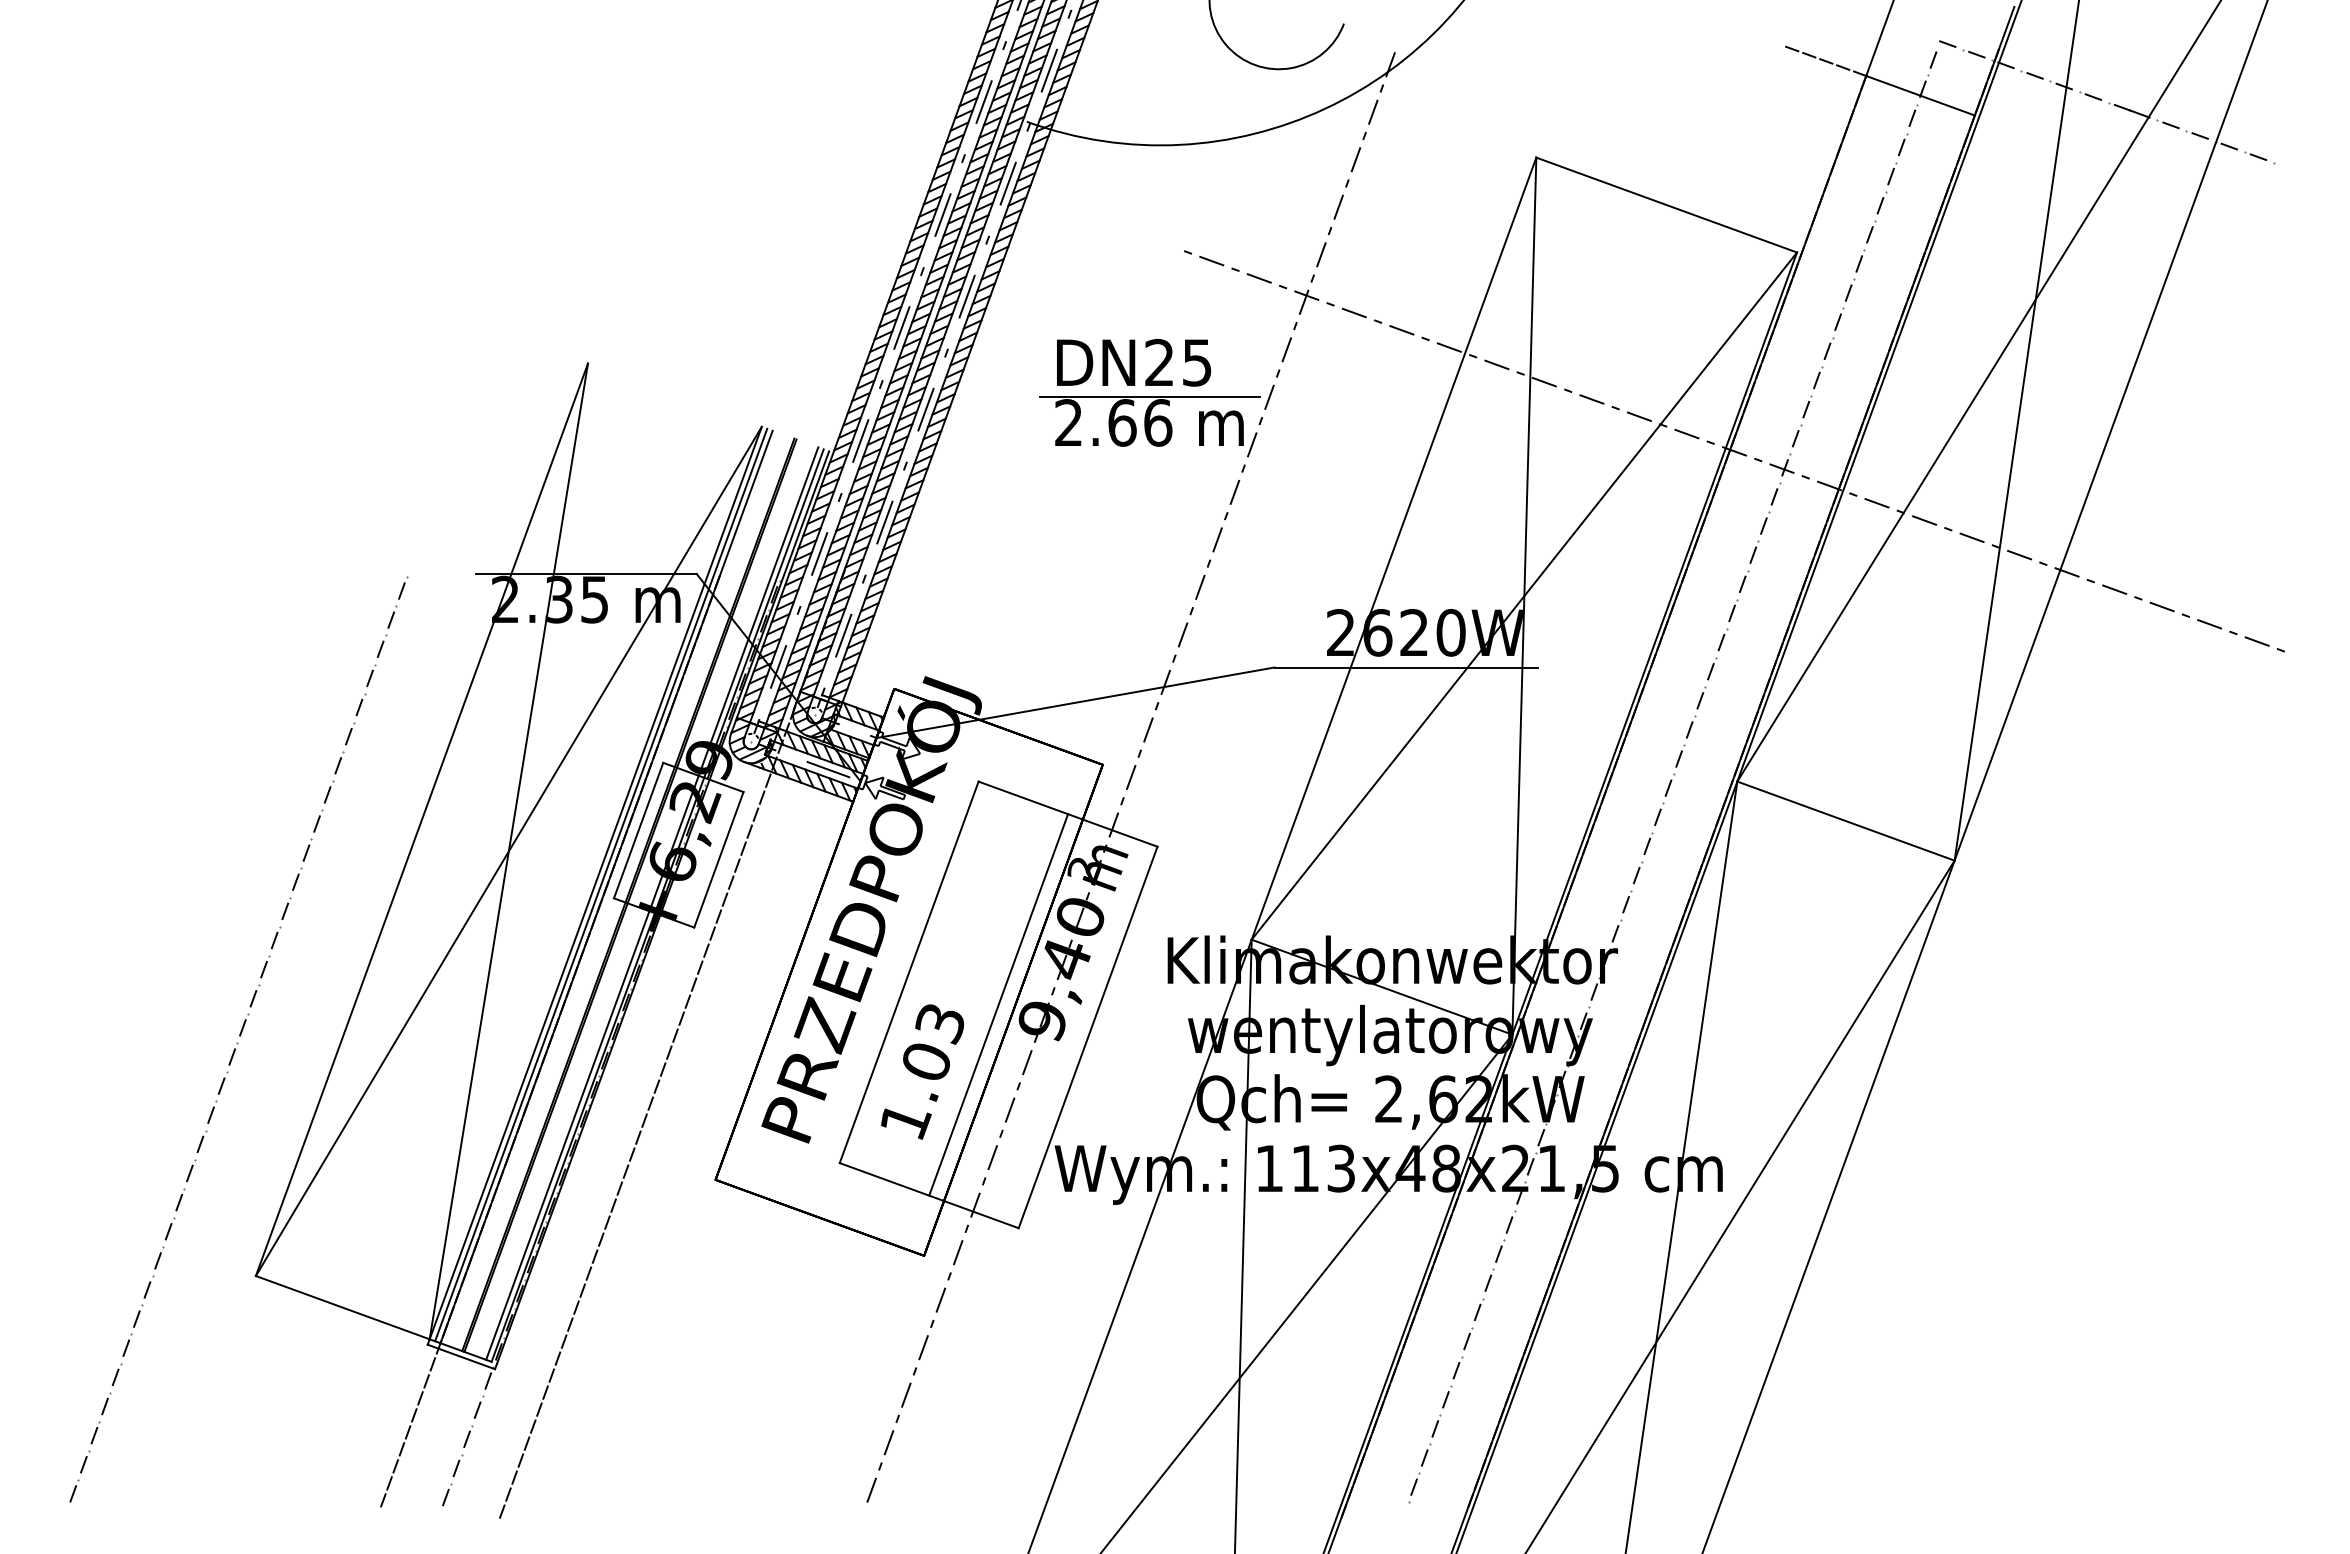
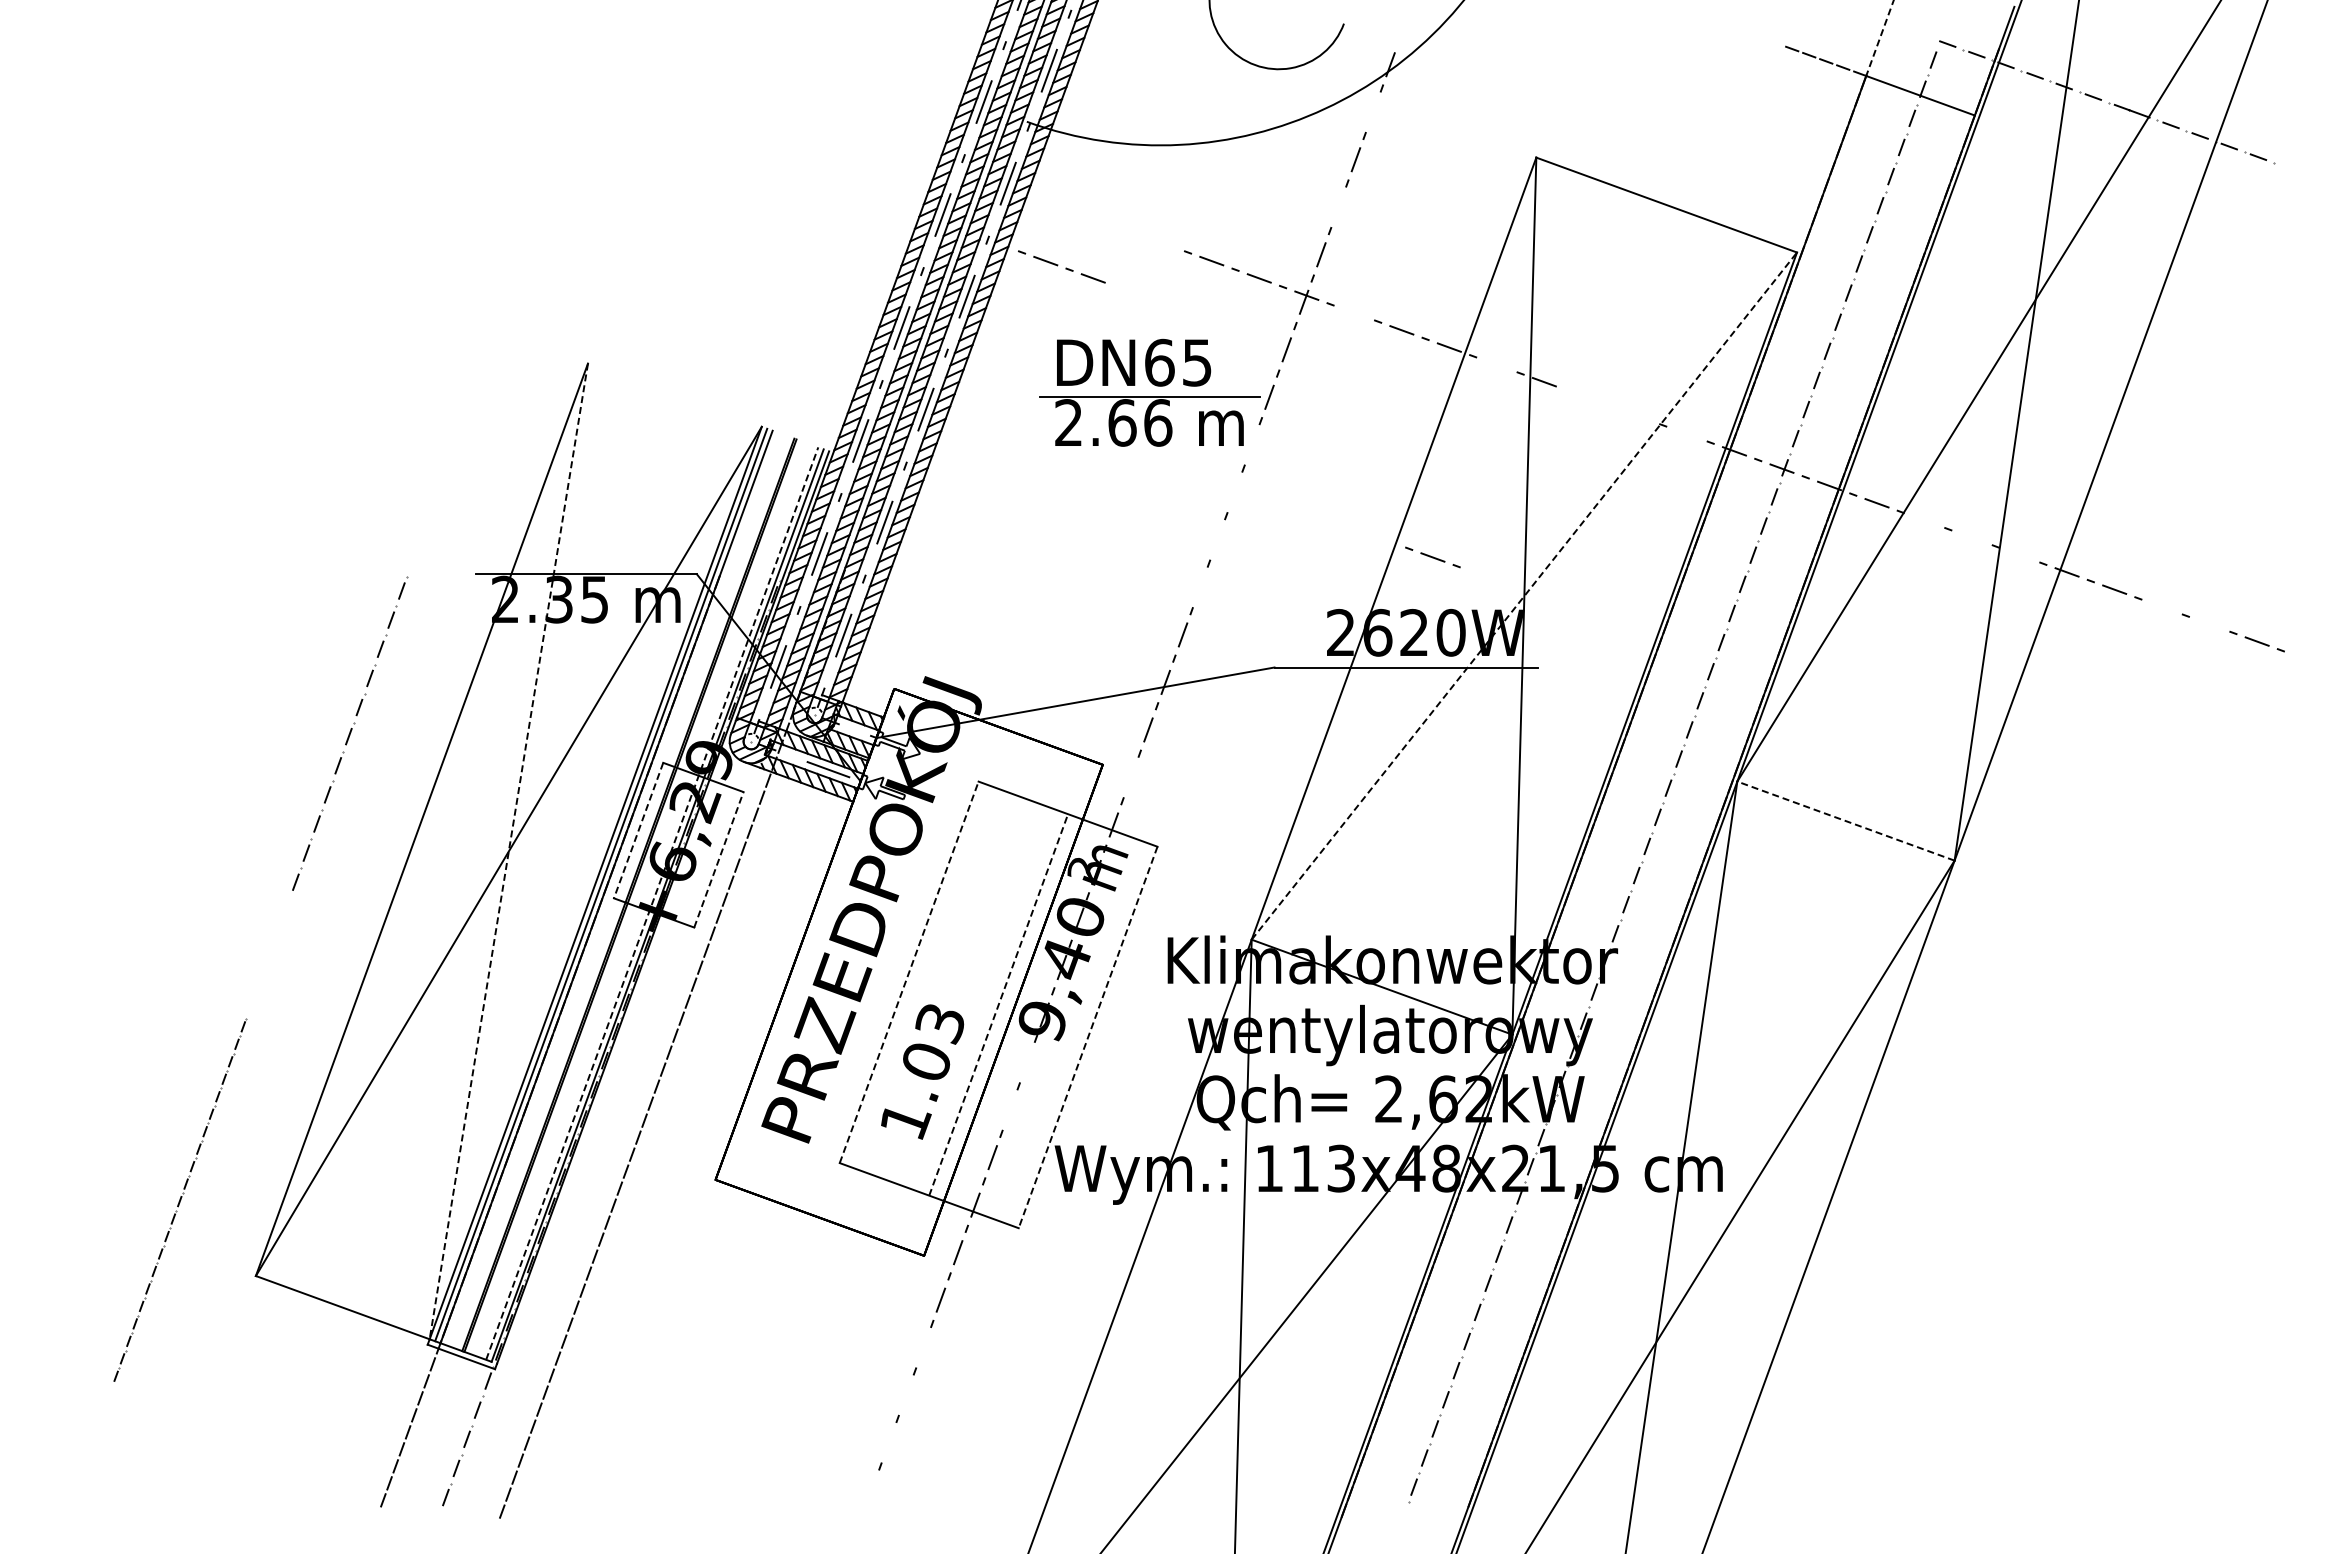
line: solid -> dashed (1879, 38)
line: present -> none (1373, 111)
line: present -> none (1338, 206)
part: none -> present (1061, 266)
line: present -> none (1353, 312)
text: DN25 -> DN65 (1159, 362)
line: present -> none (1496, 364)
part position: (1591, 399) -> (1432, 557) (1432, 557)
line: present -> none (1638, 416)
line: present -> none (1686, 433)
line: present -> none (1252, 444)
line: present -> none (1234, 491)
line: present -> none (1924, 520)
line: present -> none (1971, 537)
line: present -> none (1217, 539)
line: present -> none (2019, 554)
line: present -> none (1200, 586)
line: solid -> dashed (1524, 596)
line: present -> none (2161, 606)
line: present -> none (2209, 624)
line: present -> none (1130, 777)
line: solid -> dashed (1845, 821)
line: solid -> dashed (638, 831)
line: solid -> dashed (508, 851)
line: solid -> dashed (719, 859)
line: solid -> dashed (652, 903)
line: solid -> dashed (909, 972)
line: solid -> dashed (998, 1004)
line: solid -> dashed (1088, 1037)
line: present -> none (1027, 1062)
line: present -> none (1009, 1109)
part size: 223x606 px -> 135x364 px (180, 1199)
line: present -> none (923, 1347)
line: present -> none (906, 1394)
line: present -> none (888, 1442)
line: present -> none (871, 1489)
